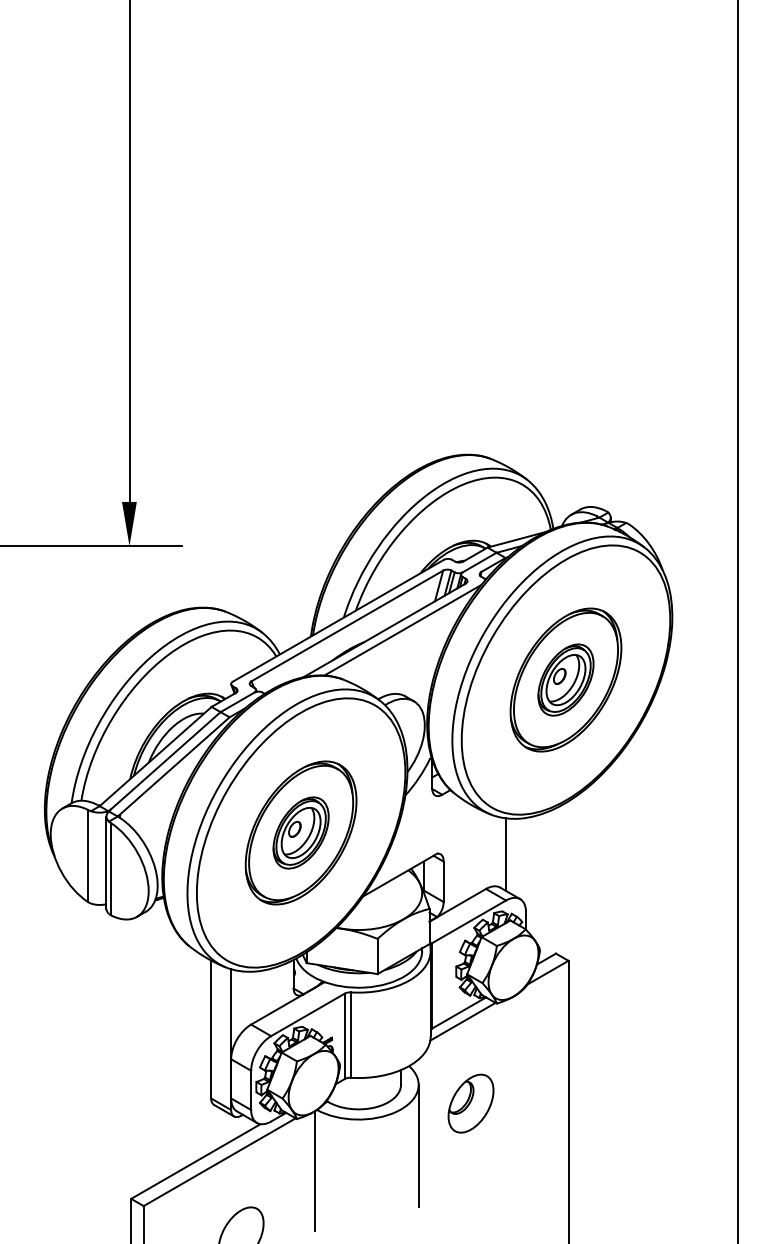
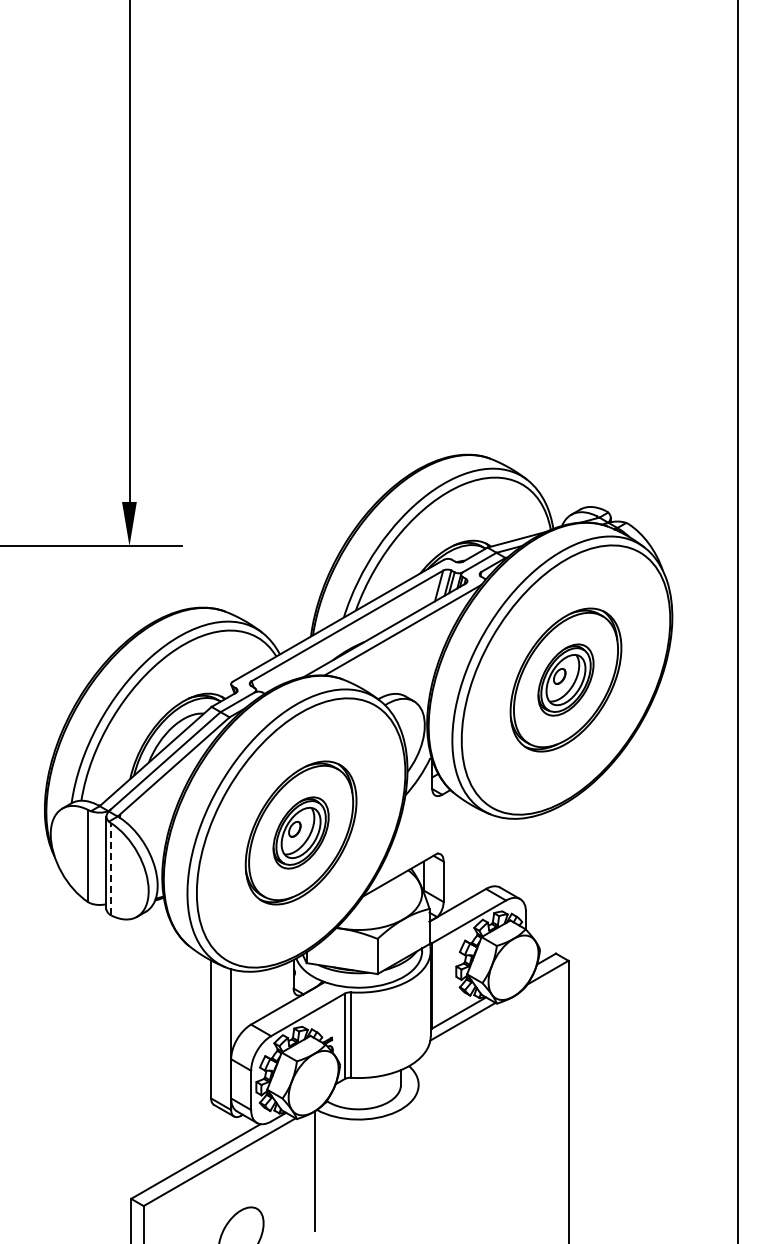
line: present -> none (506, 854)
line: solid -> dashed (111, 868)
part: present -> none (470, 1103)
line: present -> none (418, 1145)
